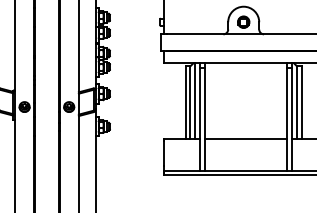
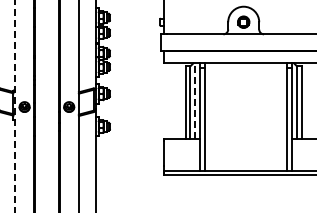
line: solid -> dashed (195, 101)
line: solid -> dashed (14, 106)
line: present -> none (245, 139)
